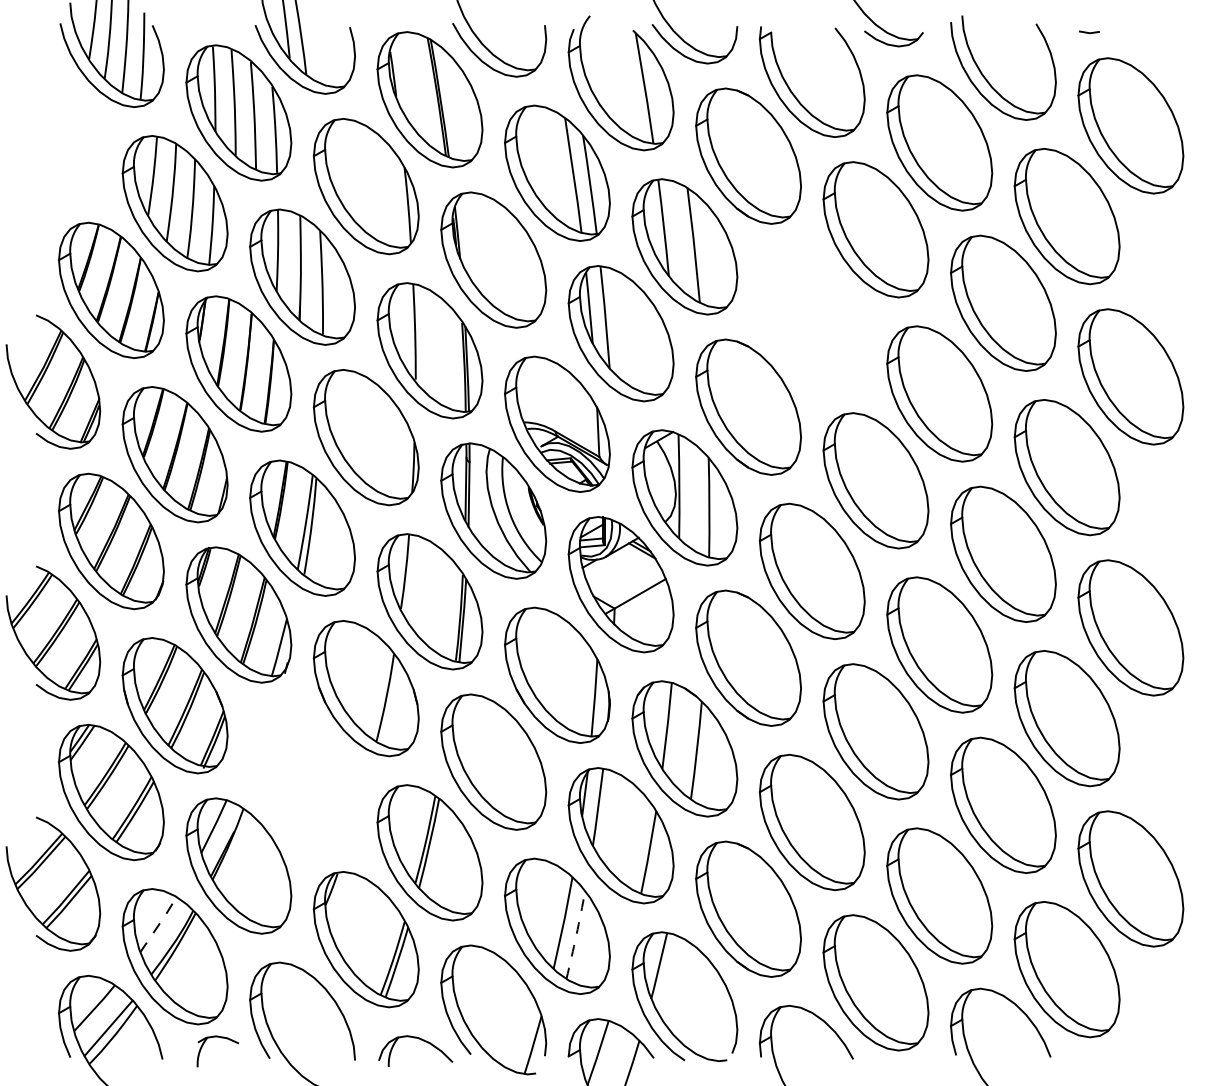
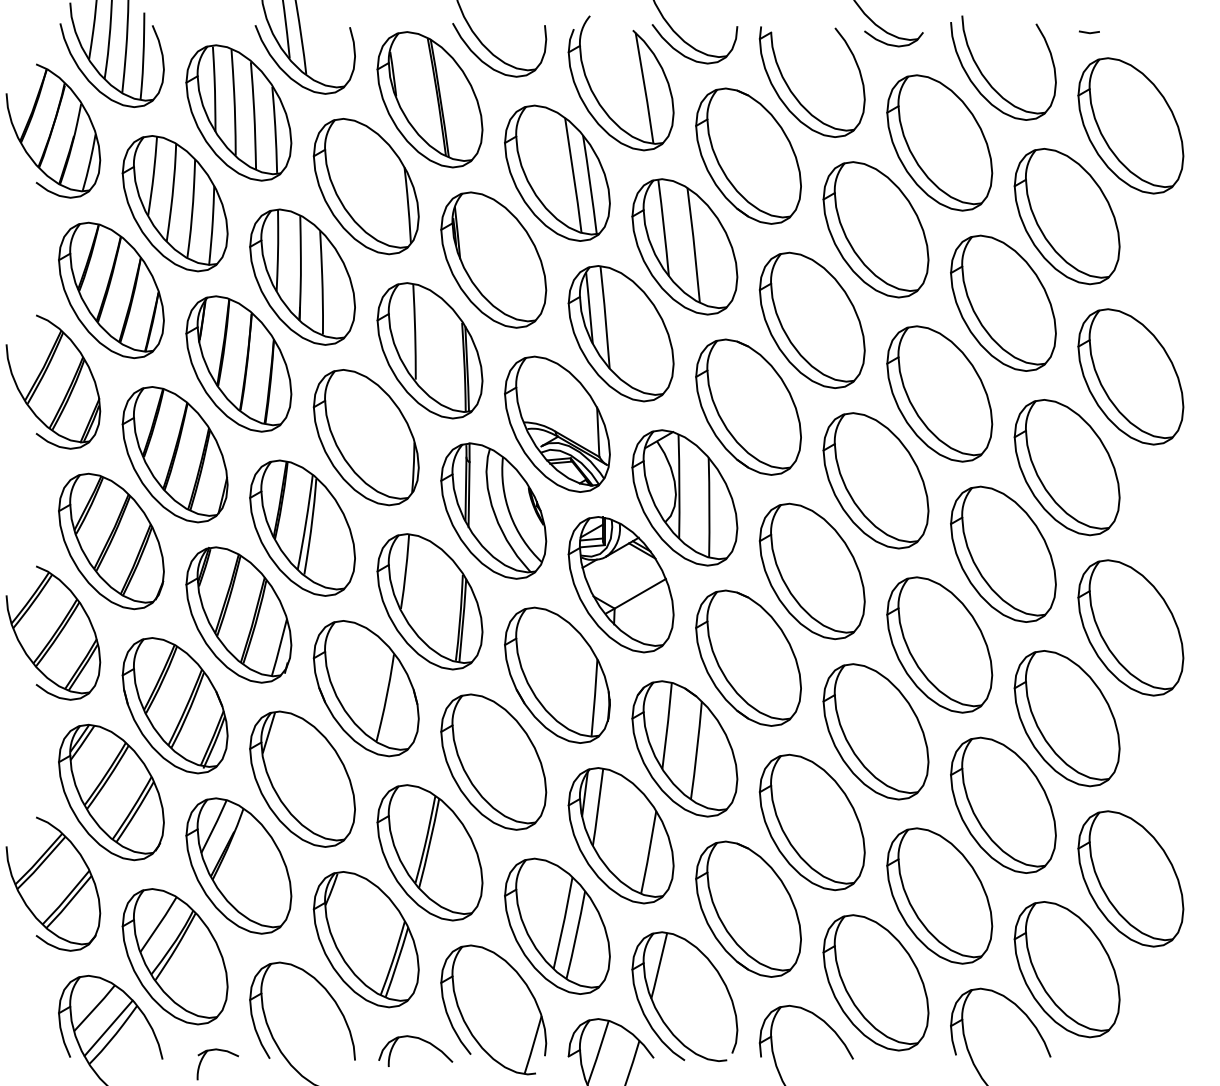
part: none -> present (53, 130)
part: none -> present (811, 319)
part: none -> present (302, 778)
line: dashed -> solid (159, 924)
arc: dashed -> solid (576, 935)
part position: (221, 1038) -> (221, 1051) (221, 1051)
